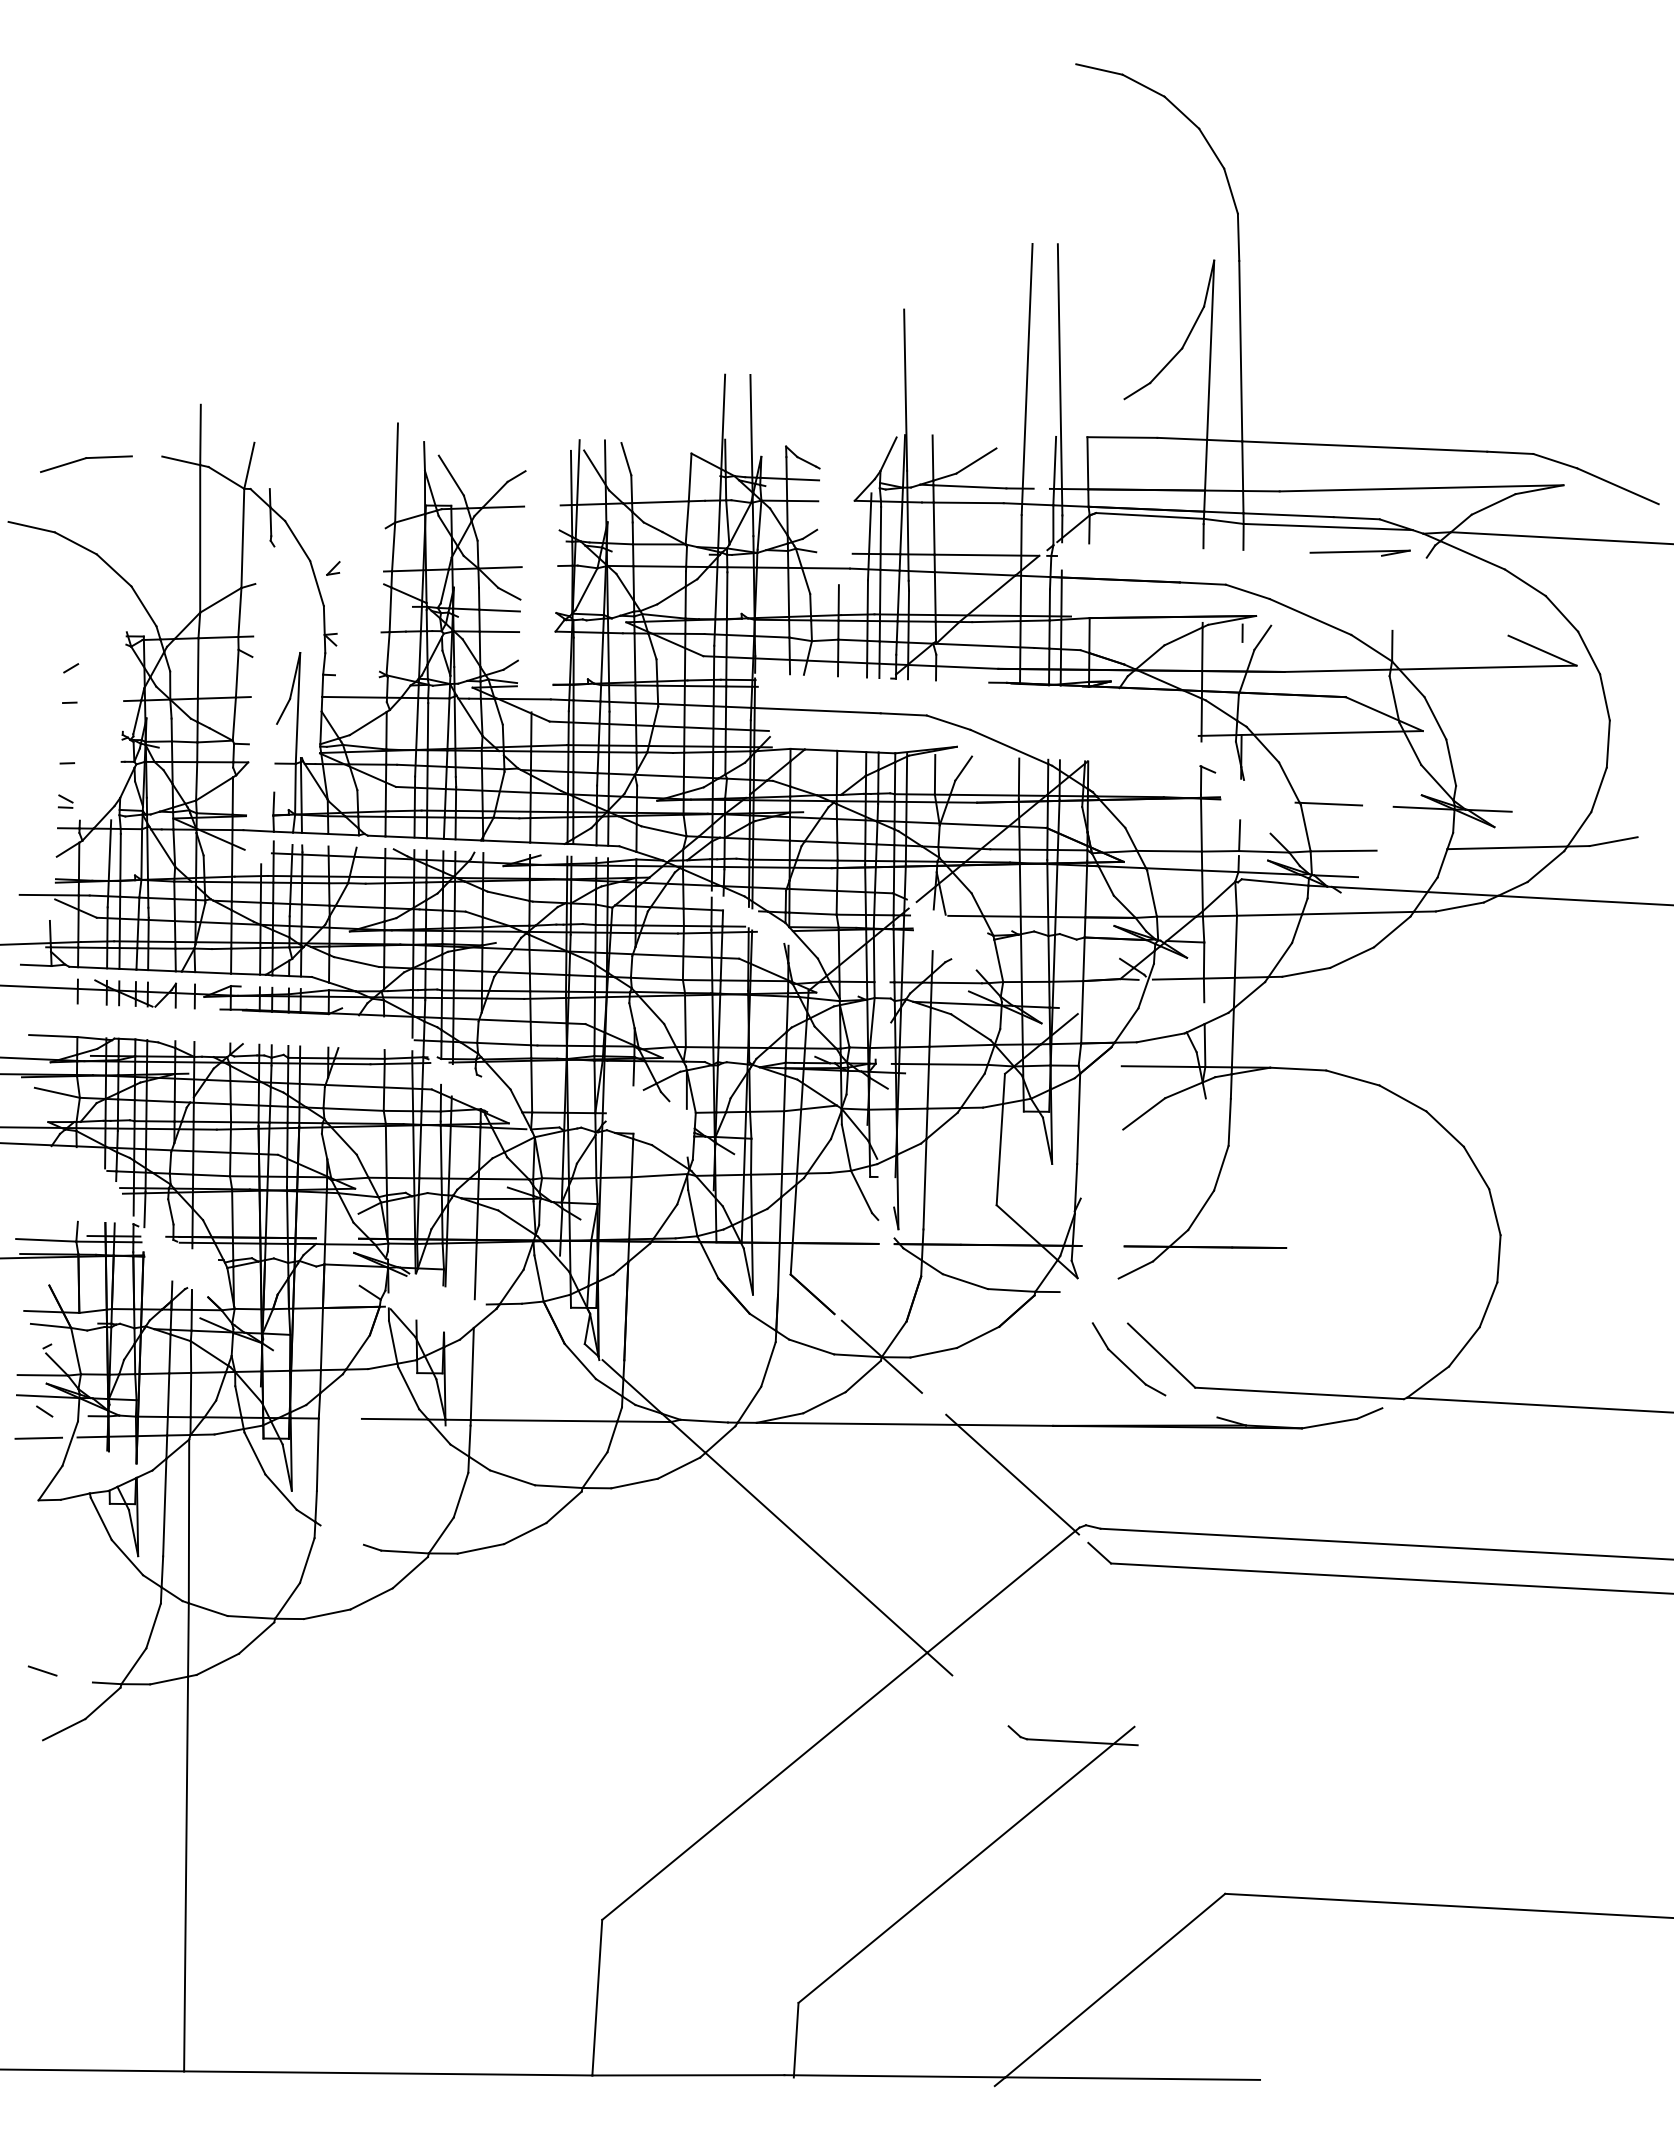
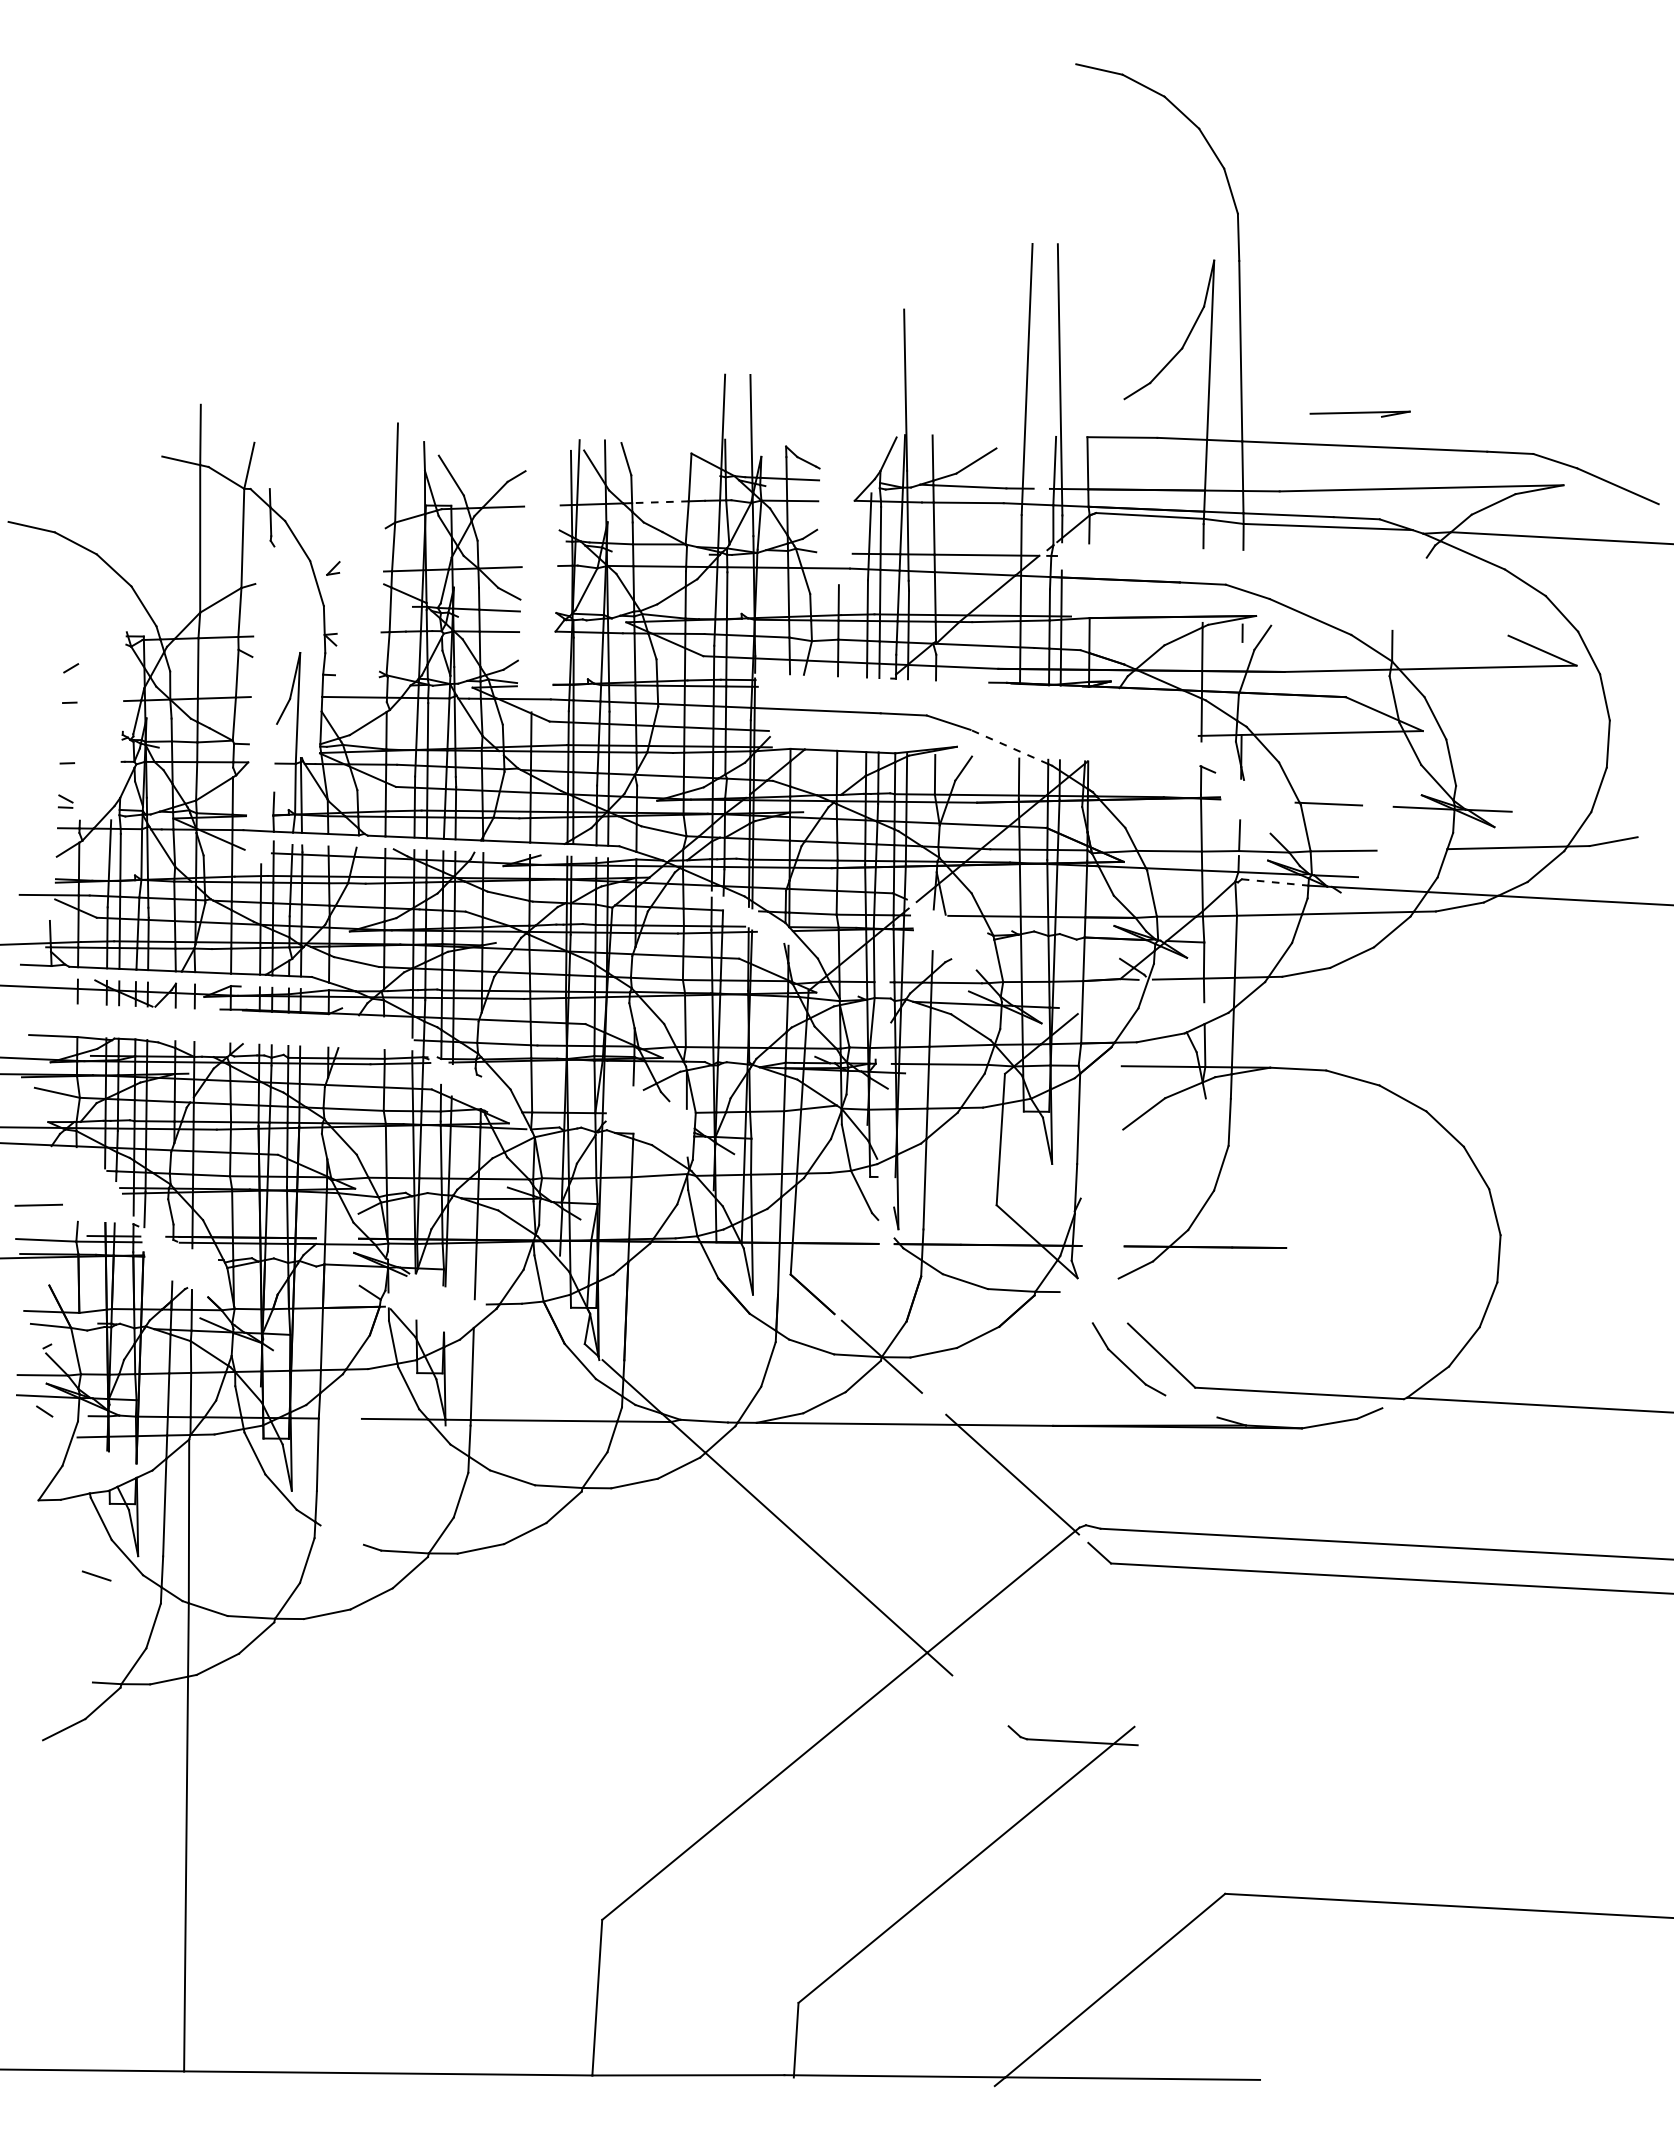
part: present -> none (86, 463)
line: solid -> dashed (659, 502)
part position: (1359, 552) -> (1359, 413) (1359, 413)
line: solid -> dashed (1008, 746)
line: solid -> dashed (1275, 882)
line position: (38, 1437) -> (38, 1204) (38, 1204)
line position: (42, 1670) -> (96, 1575) (96, 1575)
